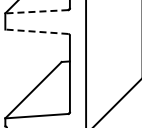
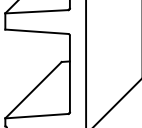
line: dashed -> solid (36, 11)
line: dashed -> solid (36, 31)
